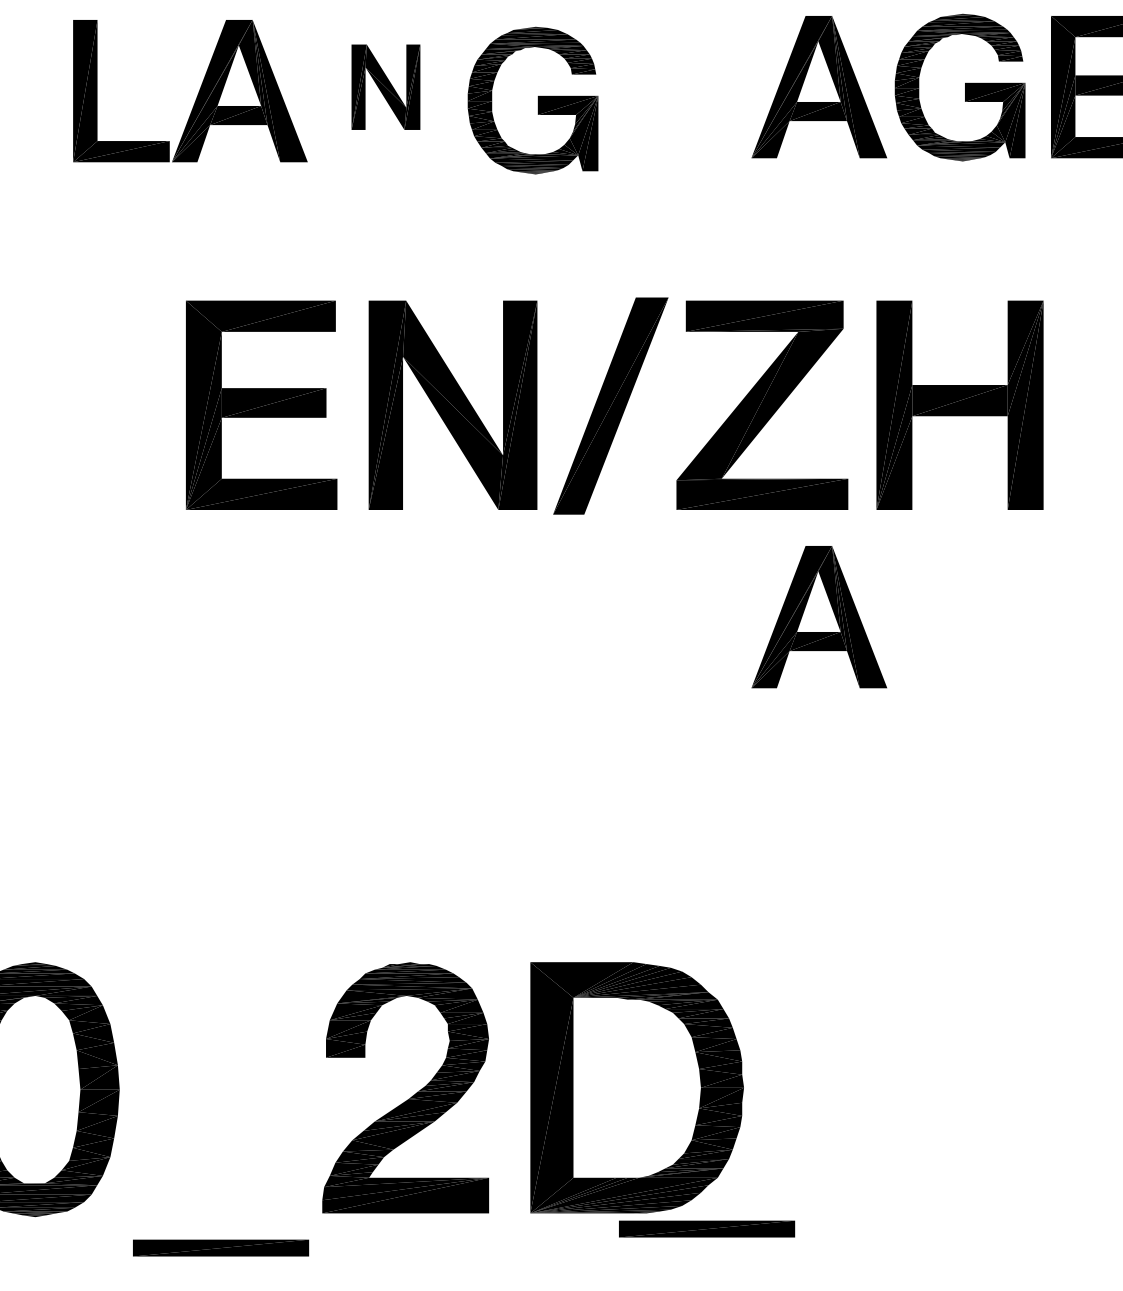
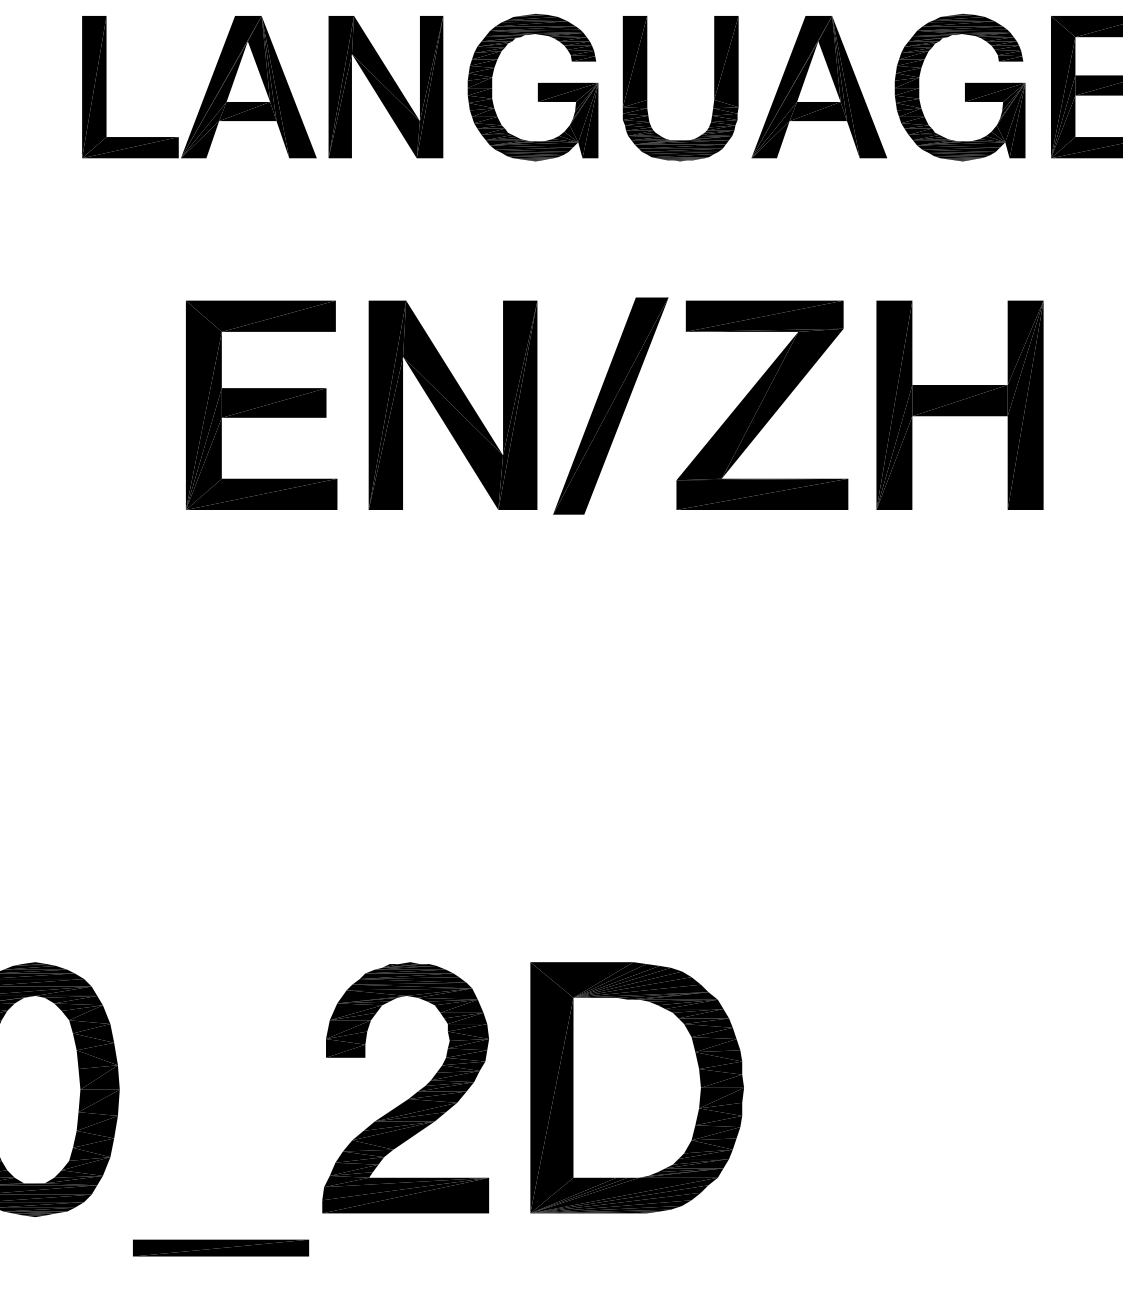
part size: 70x86 px -> 116x143 px (385, 87)
part: none -> present (647, 88)
part position: (197, 94) -> (206, 90) (206, 90)
part position: (532, 100) -> (532, 87) (532, 87)
part: present -> none (818, 617)
part: present -> none (707, 1228)
